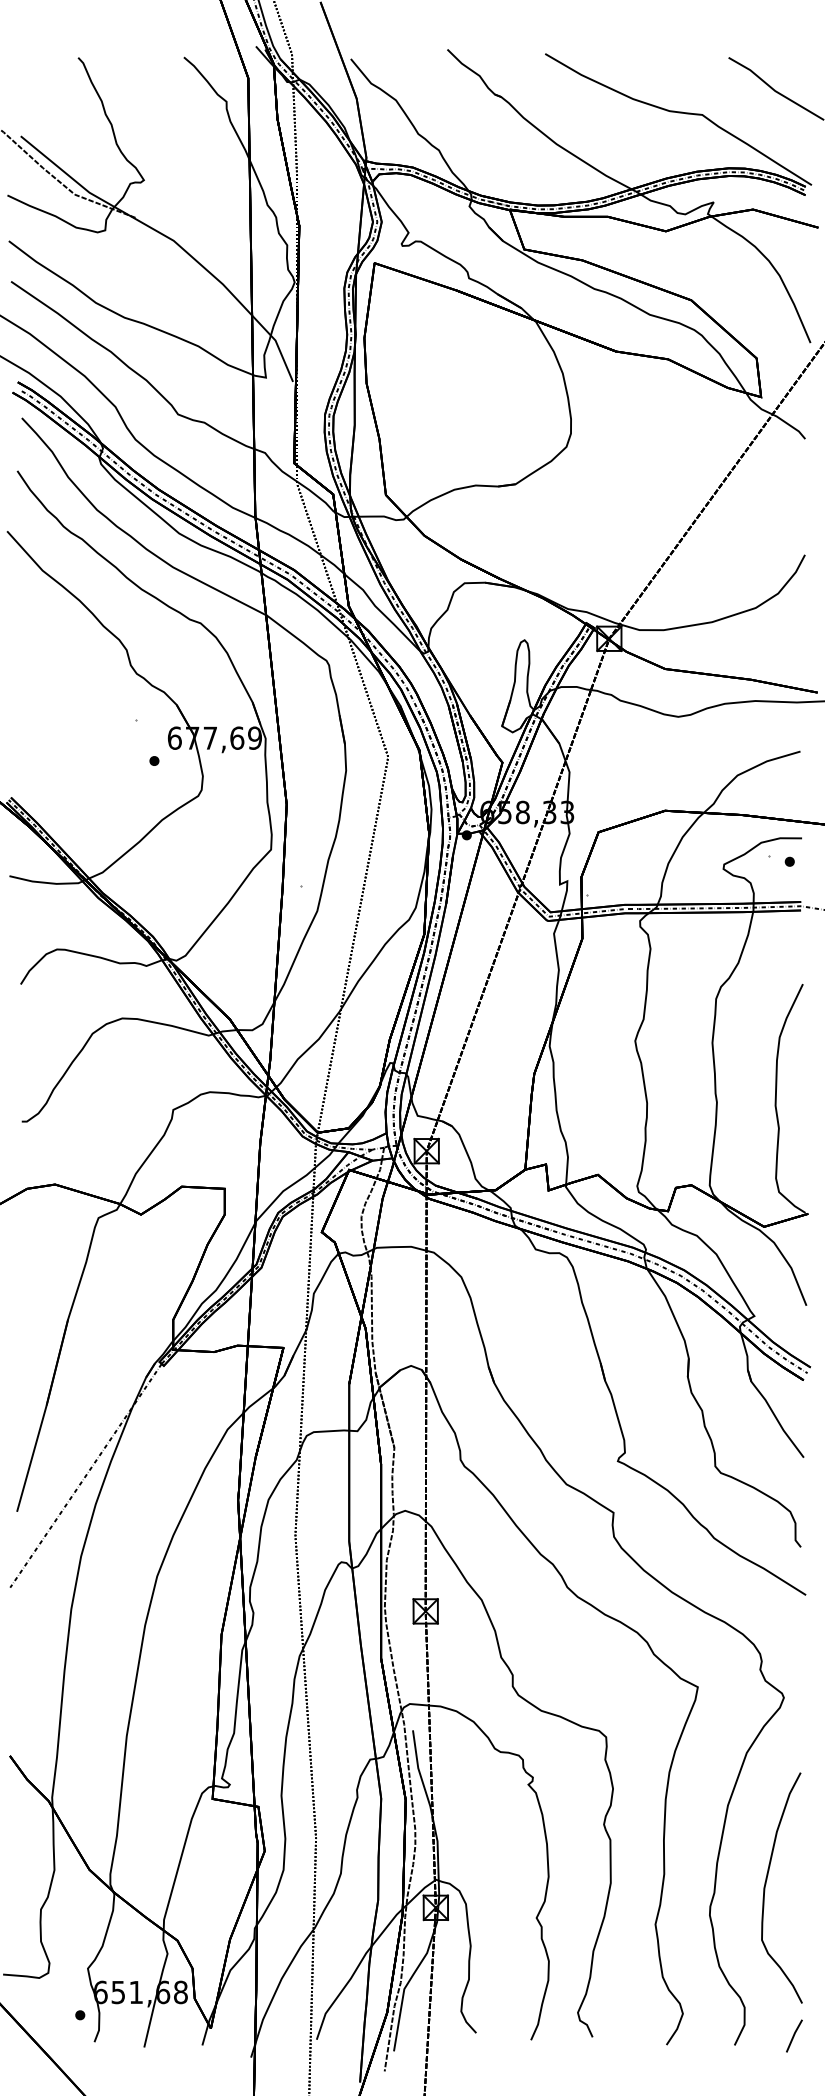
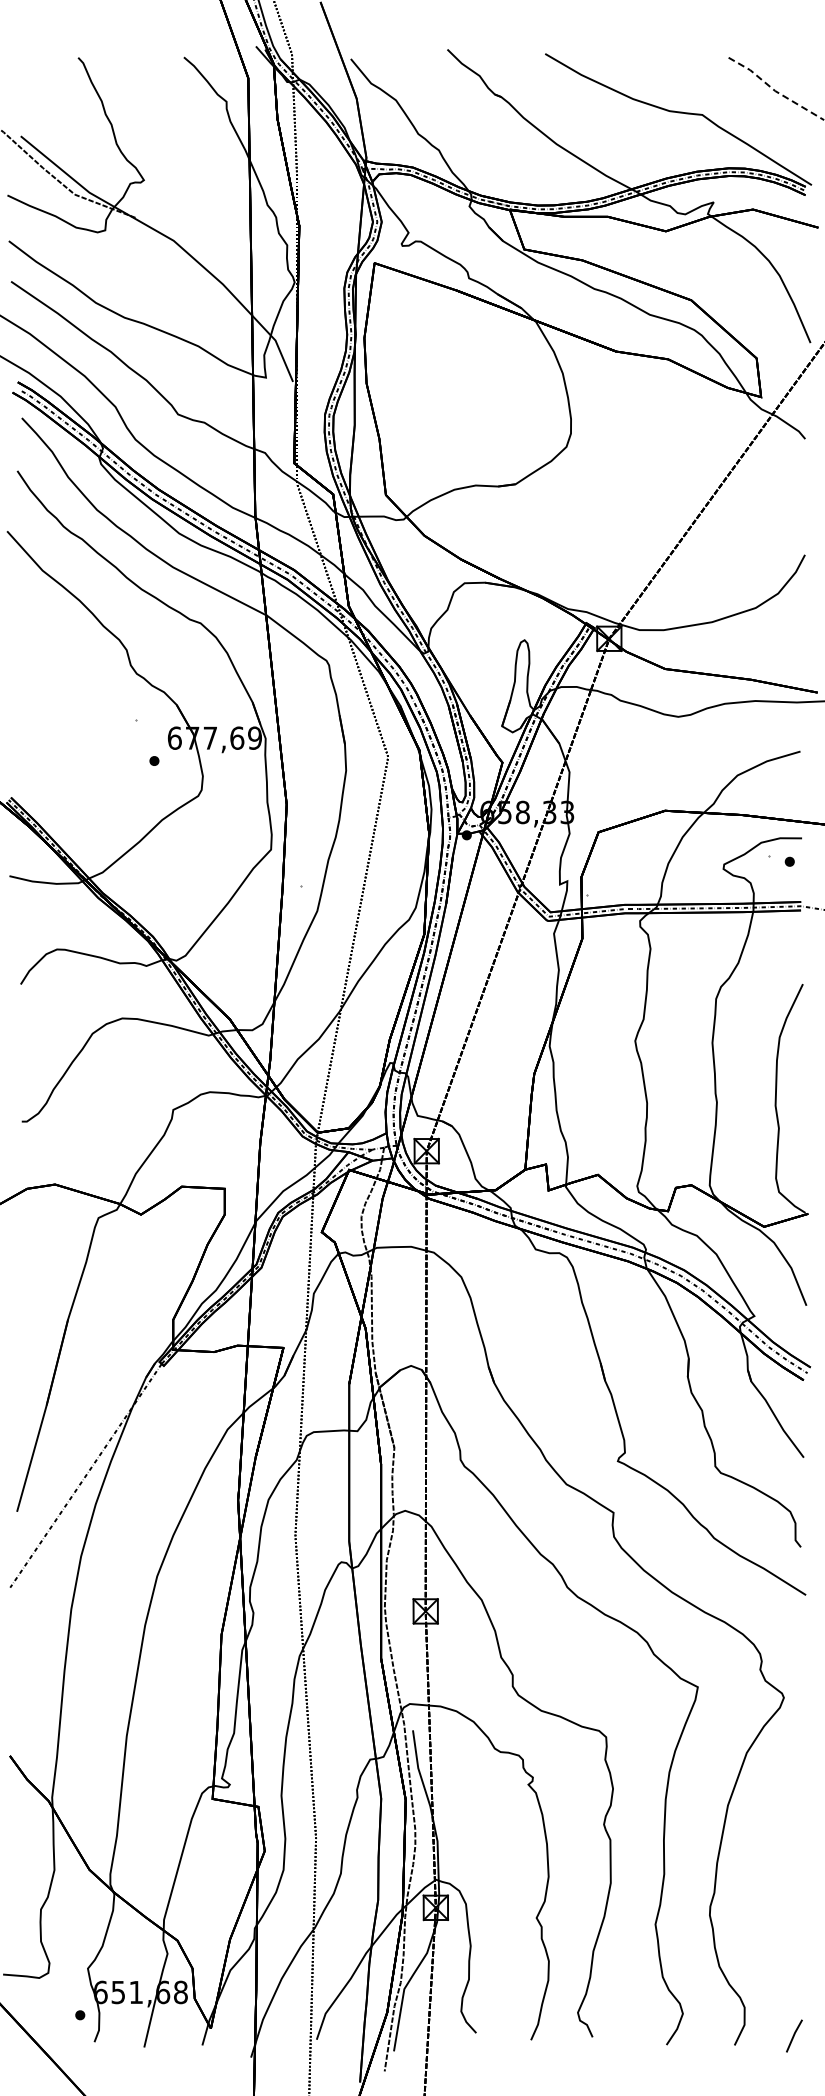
line: solid -> dashed (775, 91)
curve: present -> none (766, 1884)
